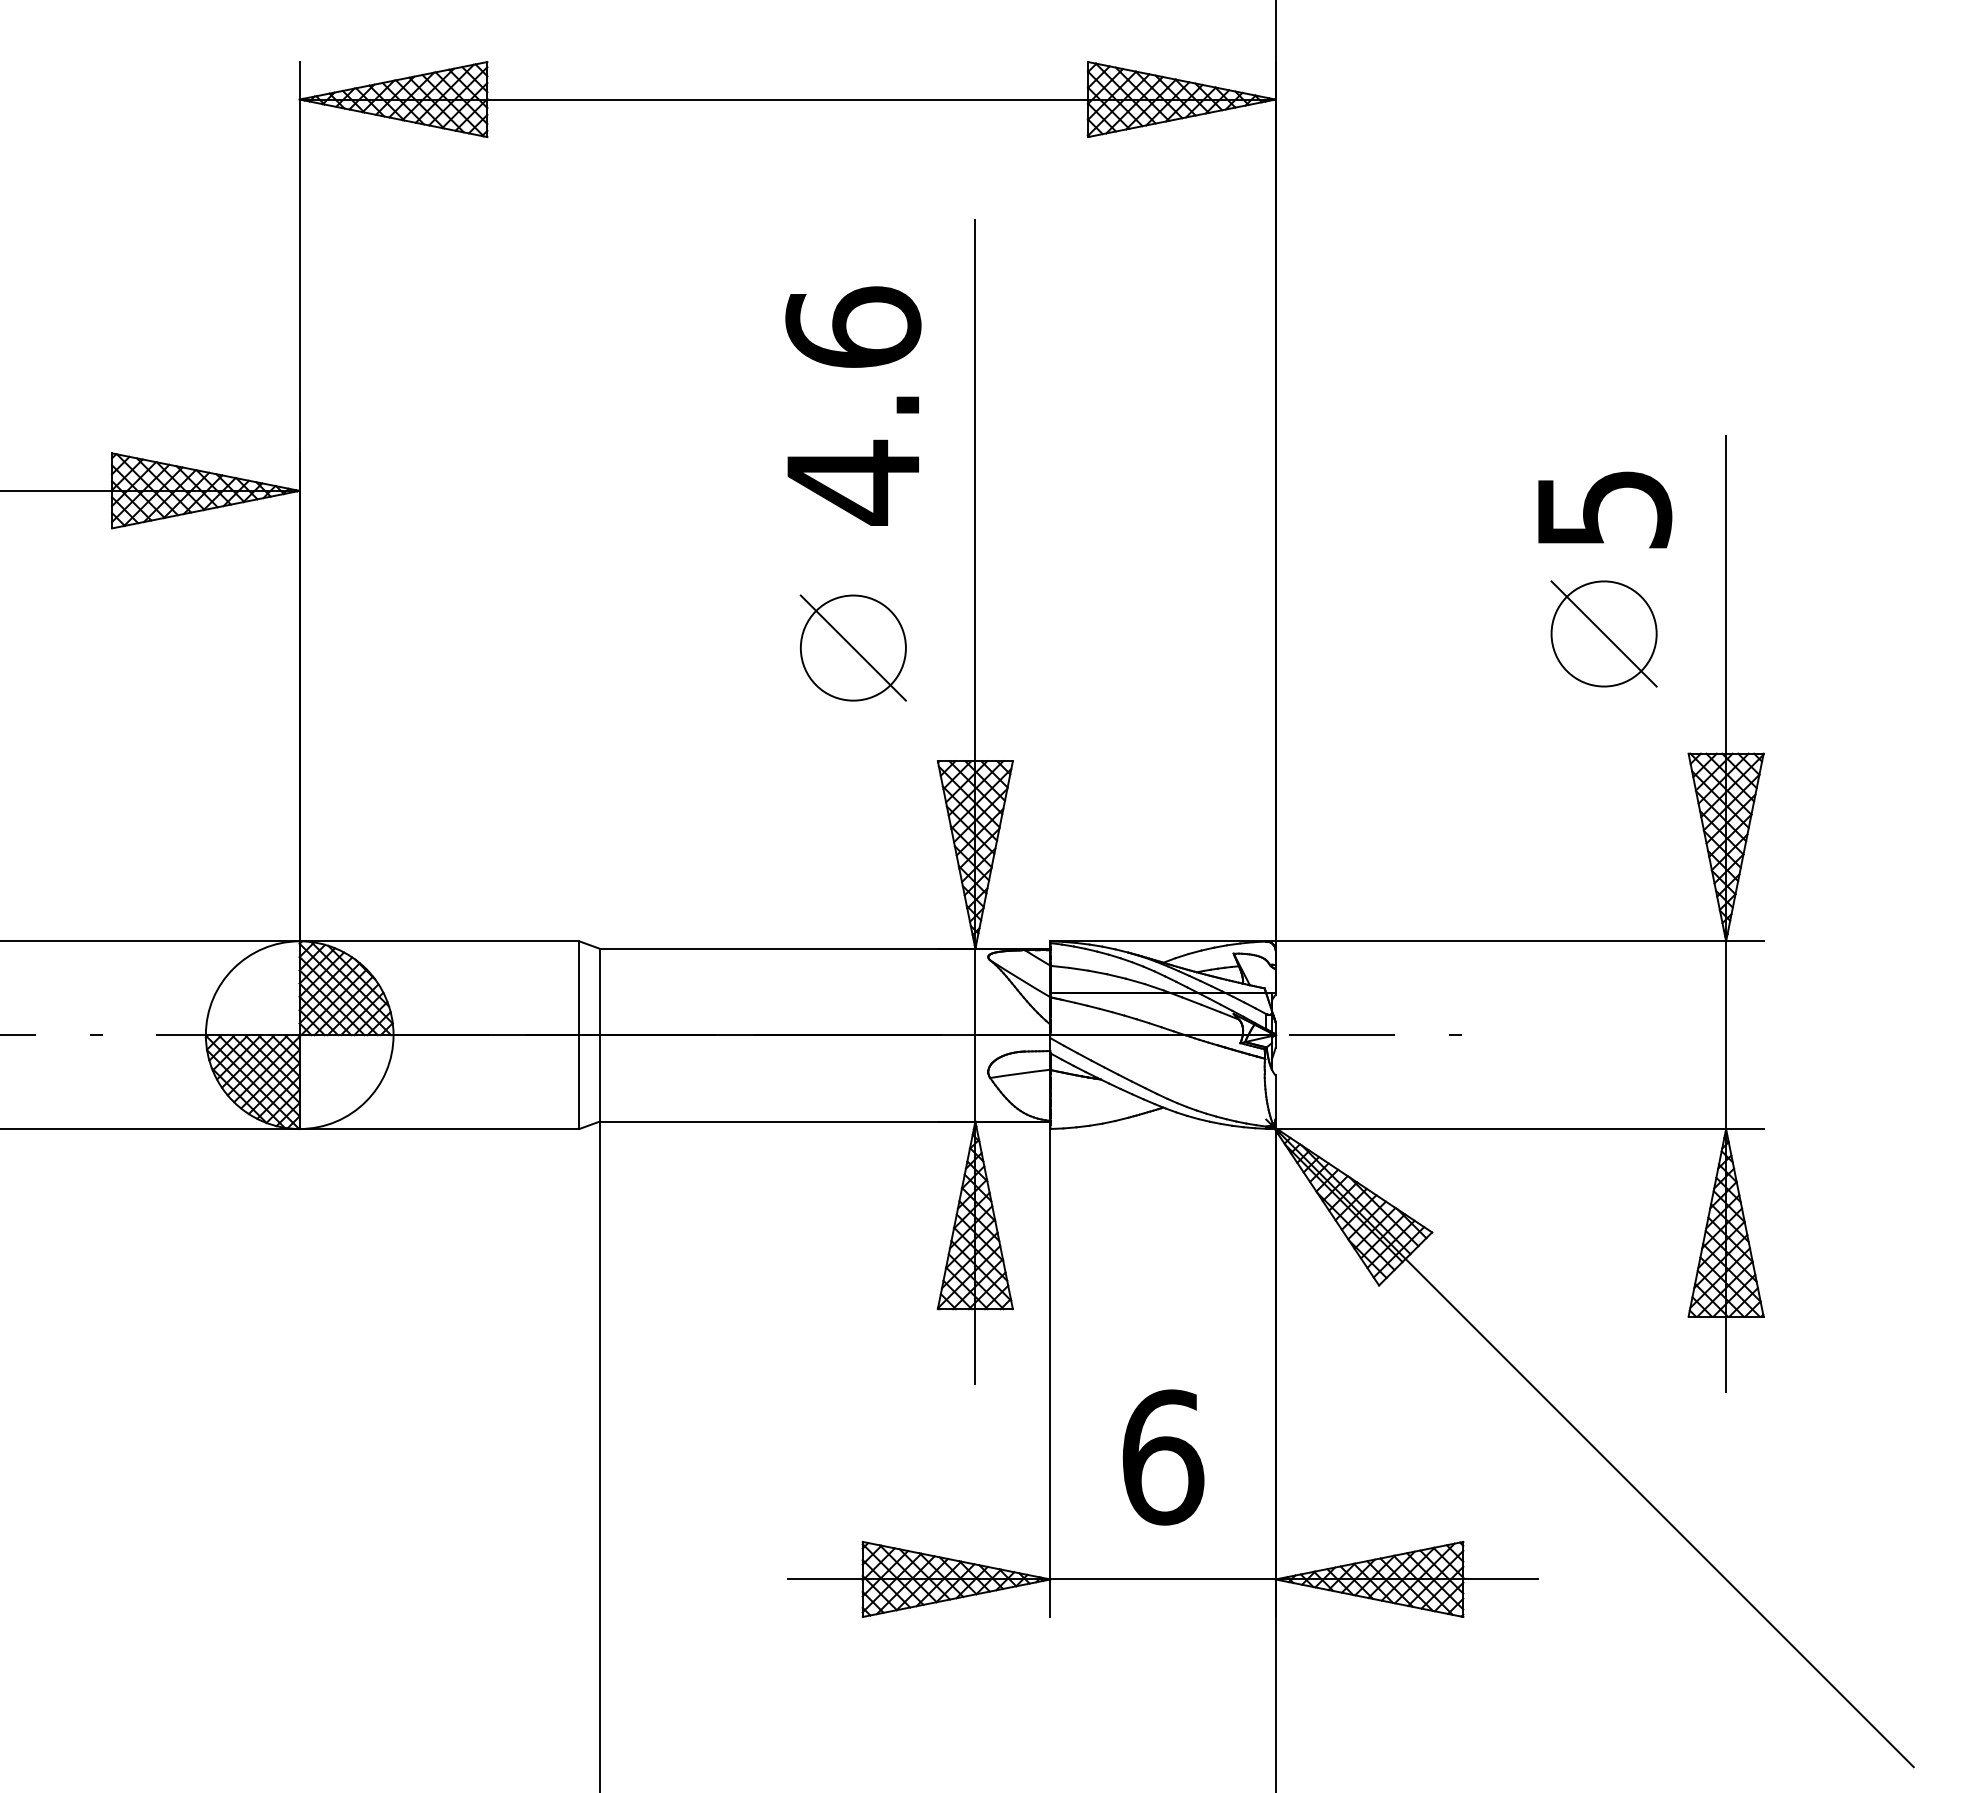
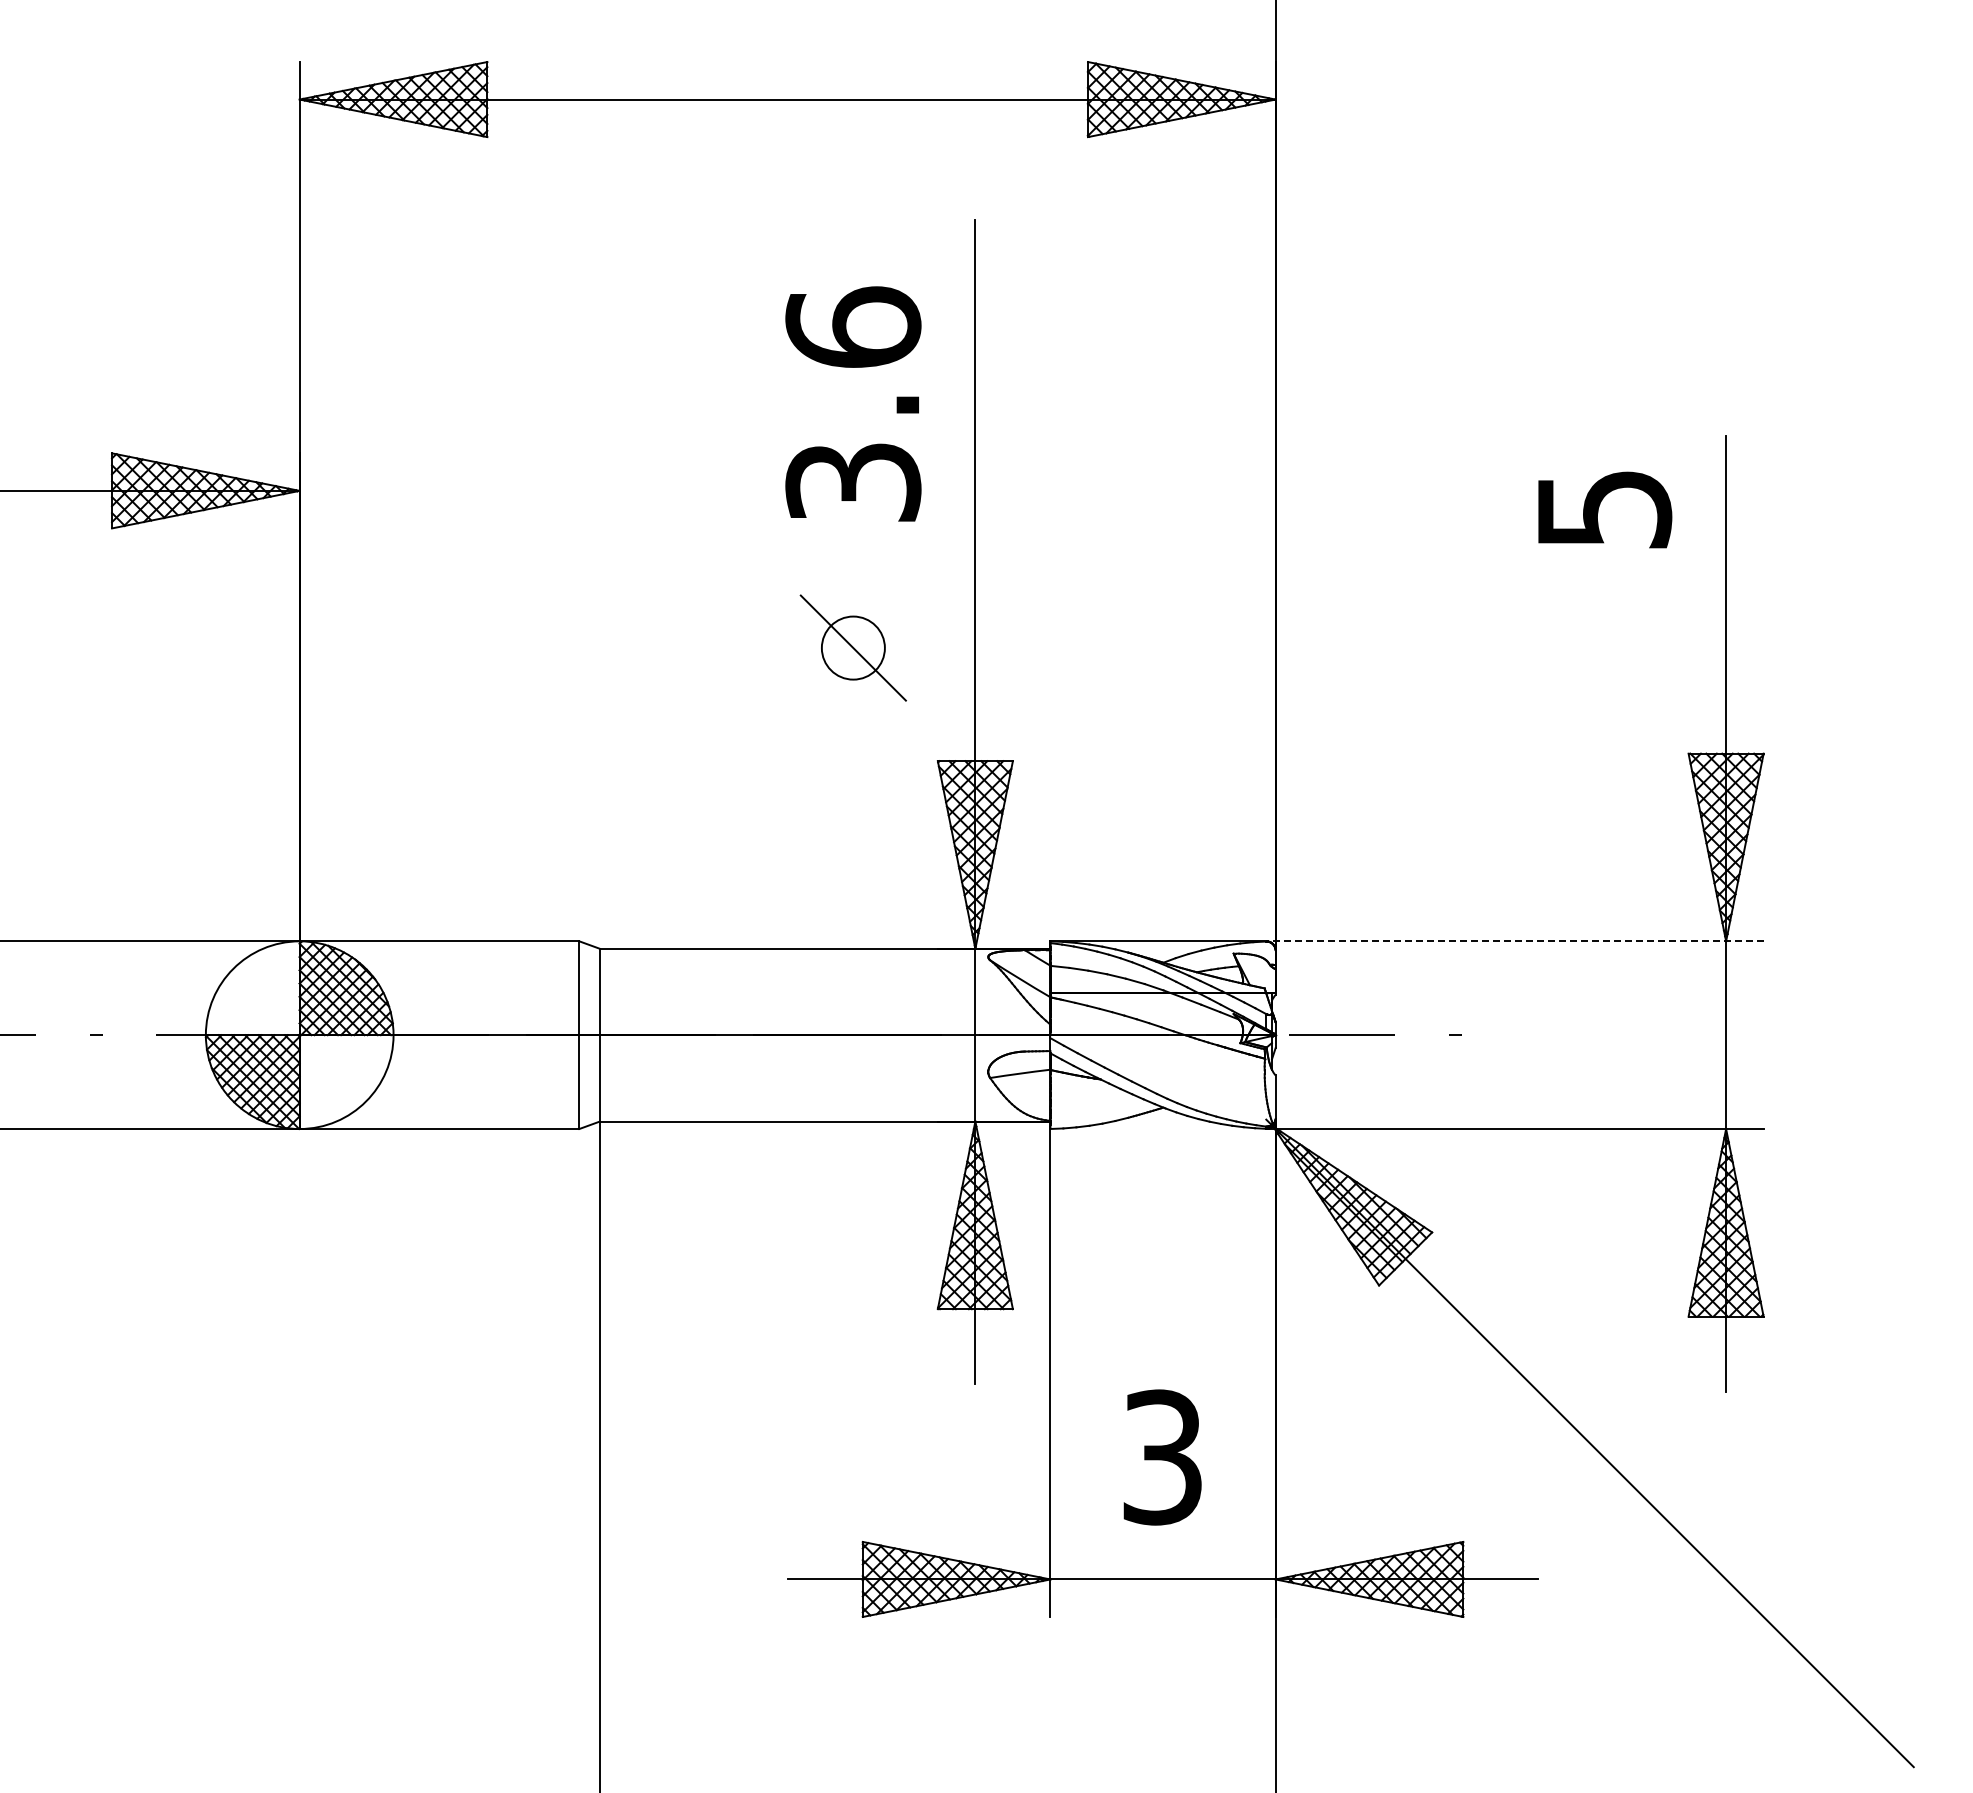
text: 4.6 -> 3.6 (853, 482)
part: present -> none (1603, 633)
circle diameter: 105 px -> 63 px (852, 647)
line: solid -> dashed (1514, 941)
text: 6 -> 3 (1163, 1457)
